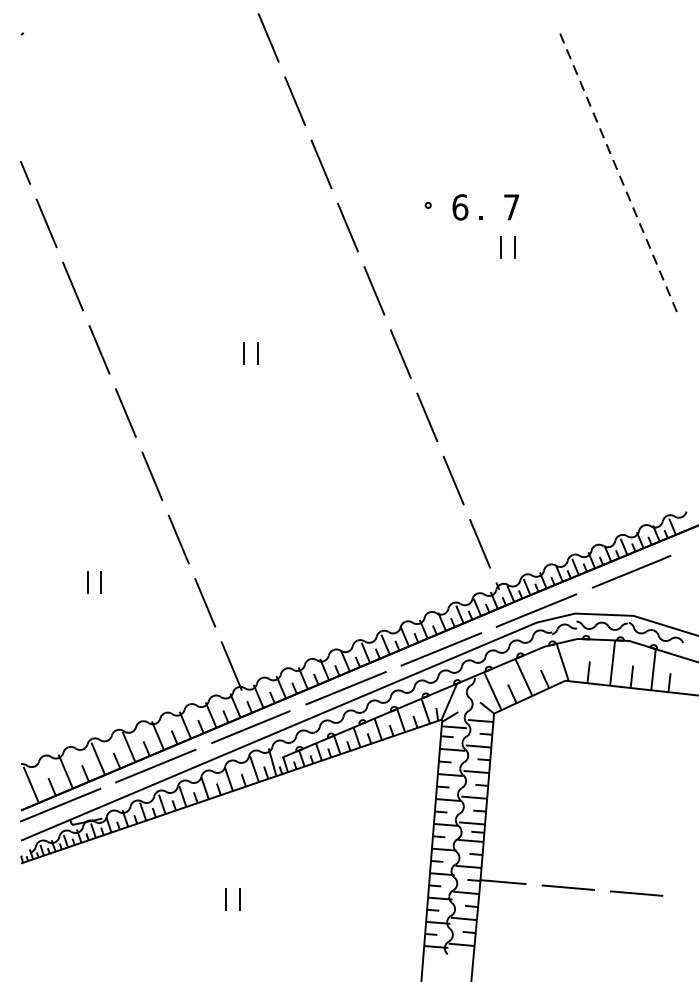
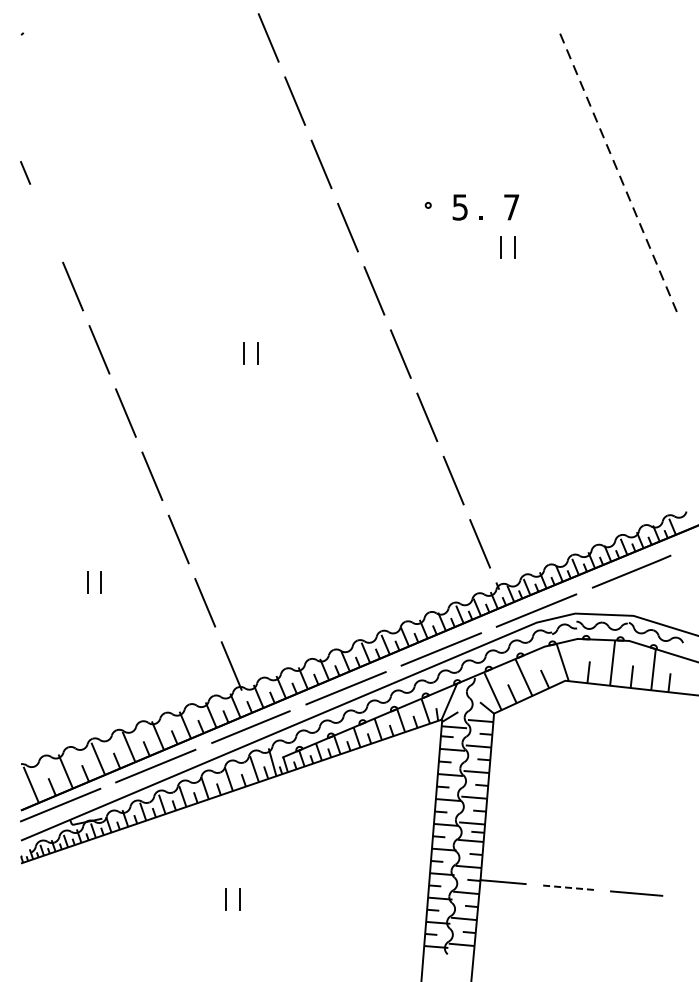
text: 6 -> 5 (460, 207)
line: present -> none (46, 223)
line: solid -> dashed (568, 887)
